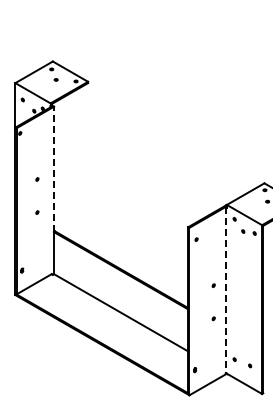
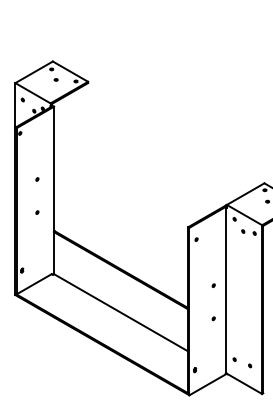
line: dashed -> solid (54, 169)
line: dashed -> solid (225, 290)
